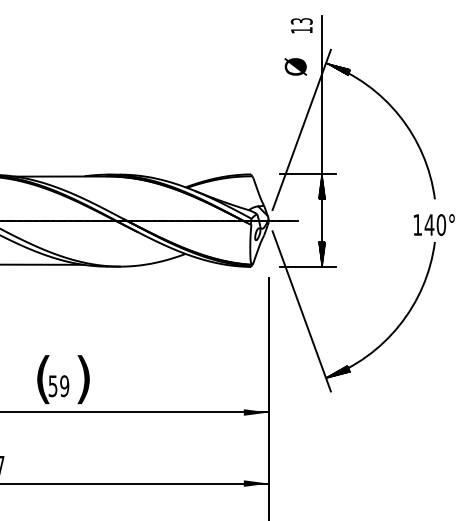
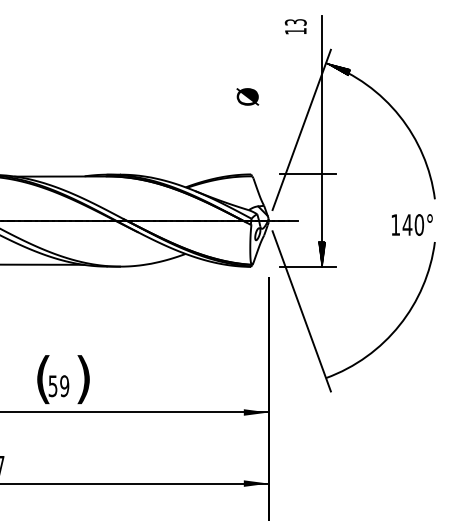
text position: (301, 25) -> (295, 26) (295, 26)
text position: (295, 66) -> (247, 96) (247, 96)
hatch: present -> none (321, 186)
text position: (434, 224) -> (412, 224) (412, 224)
hatch: present -> none (338, 371)
